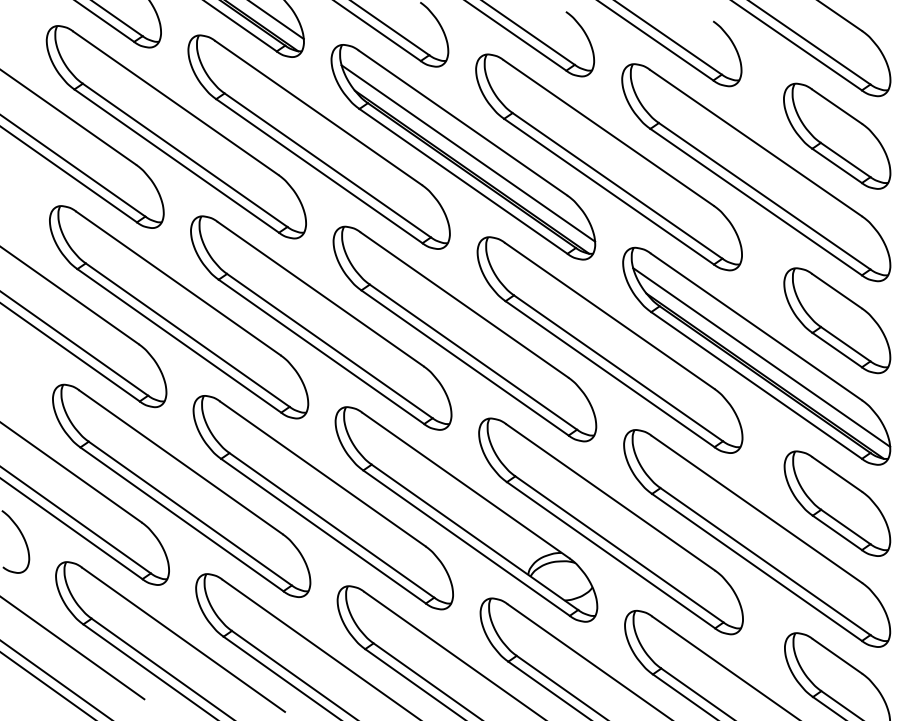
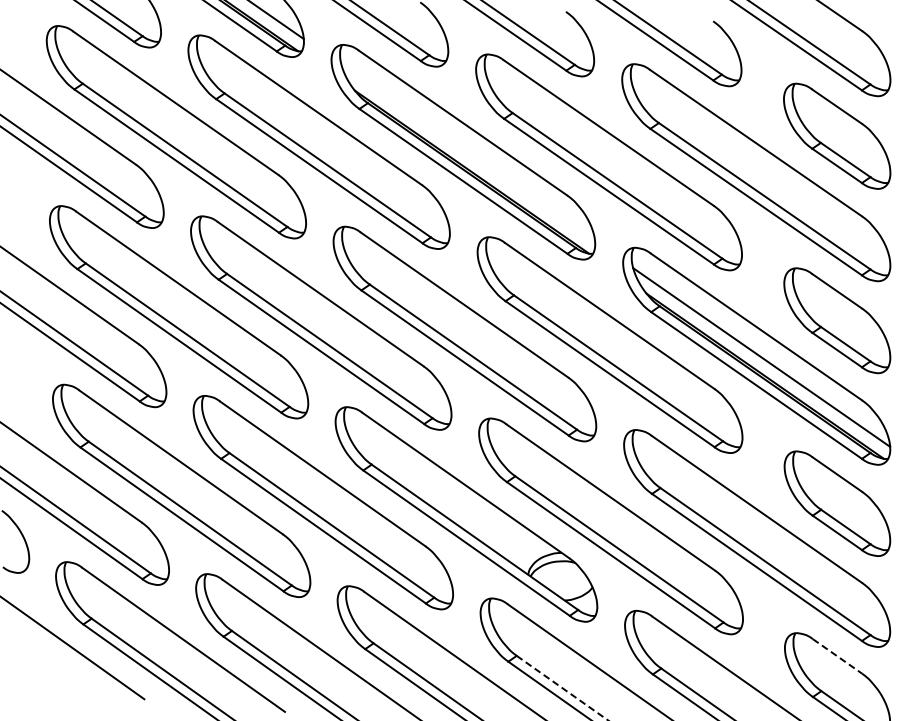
line: present -> none (468, 153)
line: solid -> dashed (837, 656)
line: present -> none (55, 679)
line: present -> none (47, 685)
line: solid -> dashed (562, 688)
